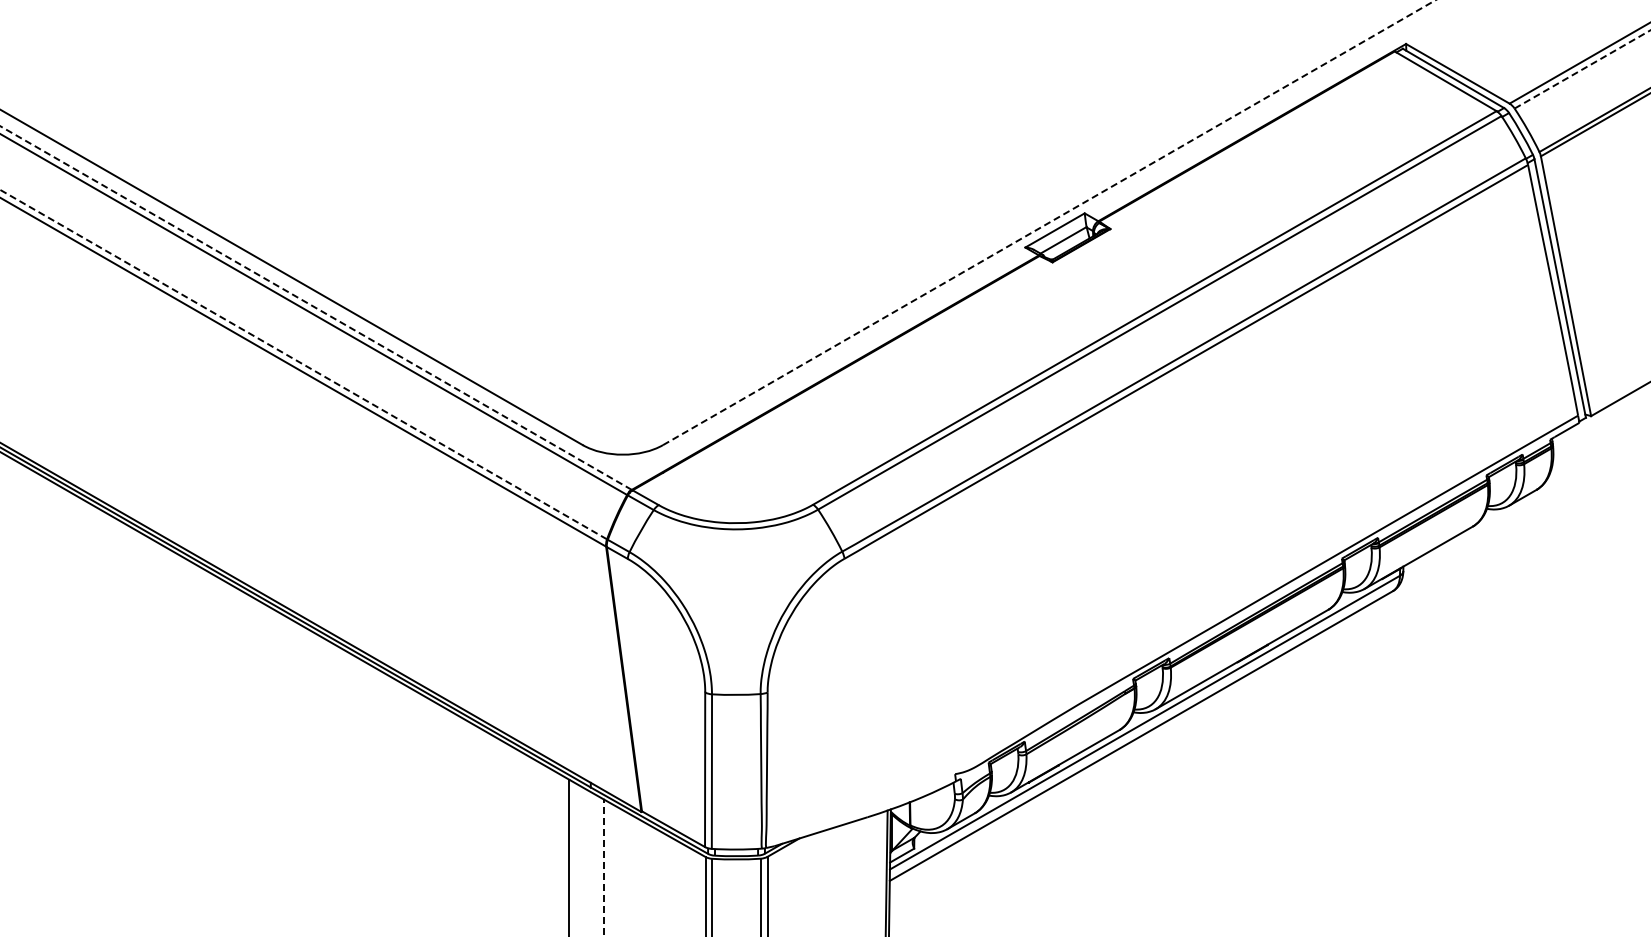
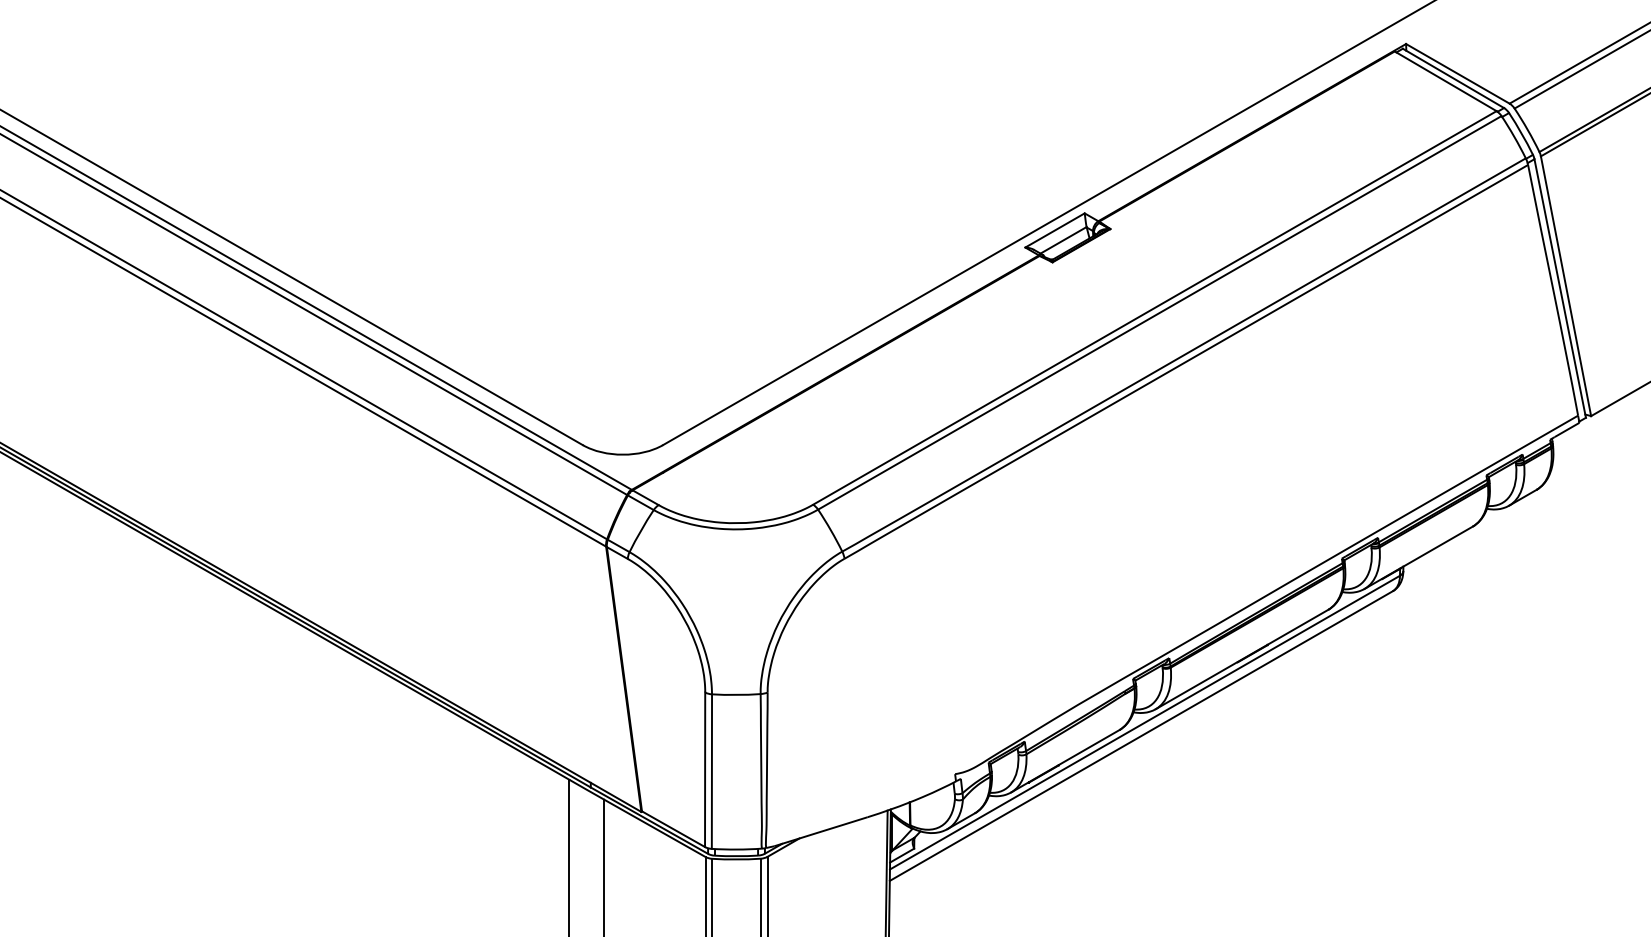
line: dashed -> solid (1583, 69)
line: dashed -> solid (1049, 222)
line: dashed -> solid (315, 307)
line: dashed -> solid (303, 364)
line: dashed -> solid (604, 867)
